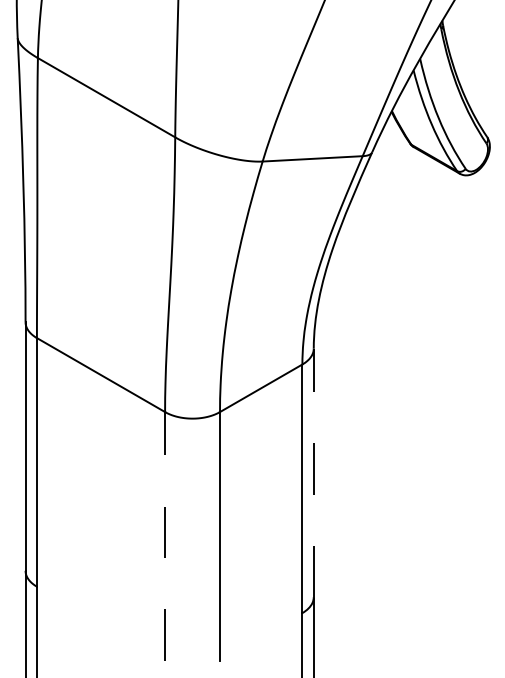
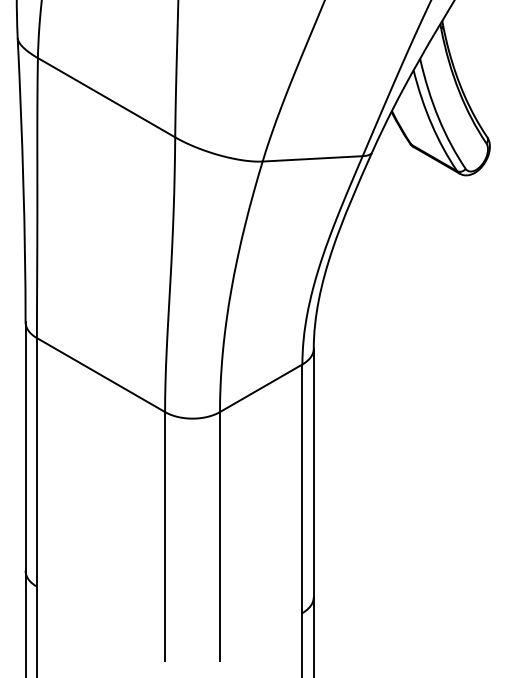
line: dashed -> solid (313, 472)
line: dashed -> solid (165, 535)
